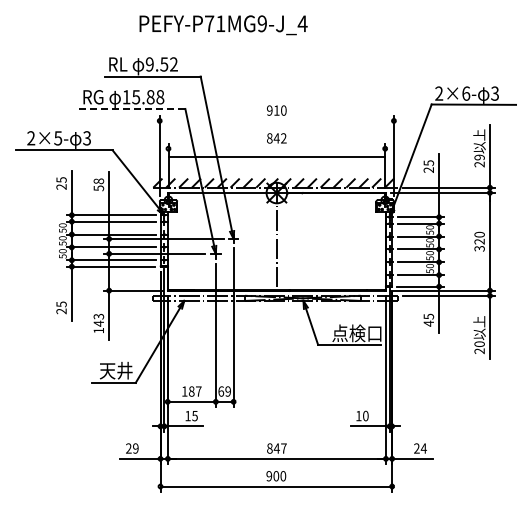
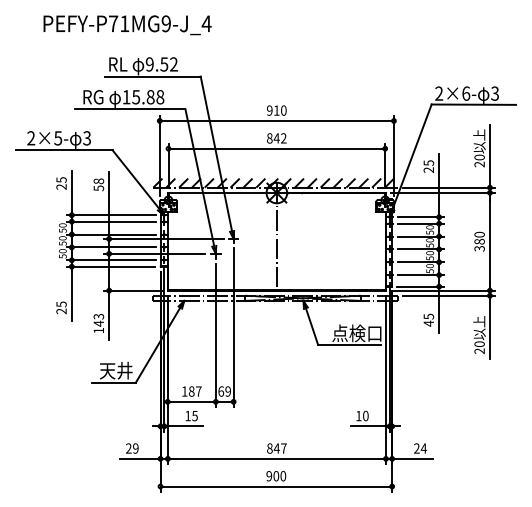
text position: (223, 25) -> (127, 25) (127, 25)
line: dashed -> solid (129, 108)
line: none -> present (276, 120)
line position: (276, 156) -> (276, 148) (276, 148)
text: 29 -> 20 (479, 157)
text: 320 -> 380 (479, 241)
